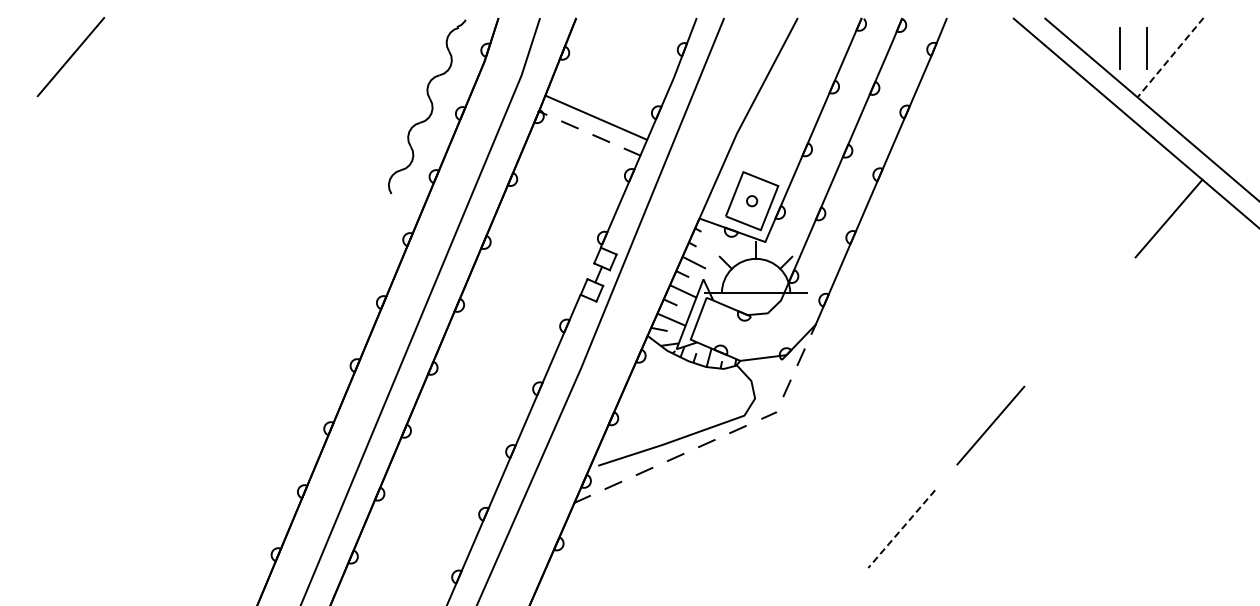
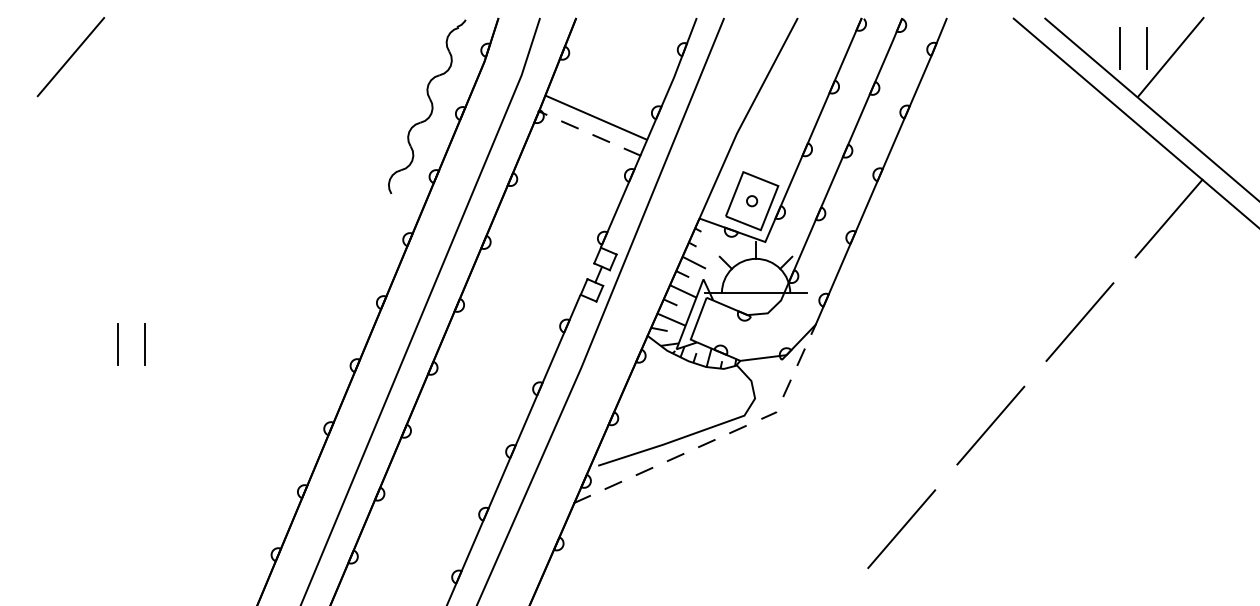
line: dashed -> solid (1170, 57)
line: none -> present (1079, 321)
line: none -> present (117, 343)
line: none -> present (145, 343)
line: dashed -> solid (901, 529)
